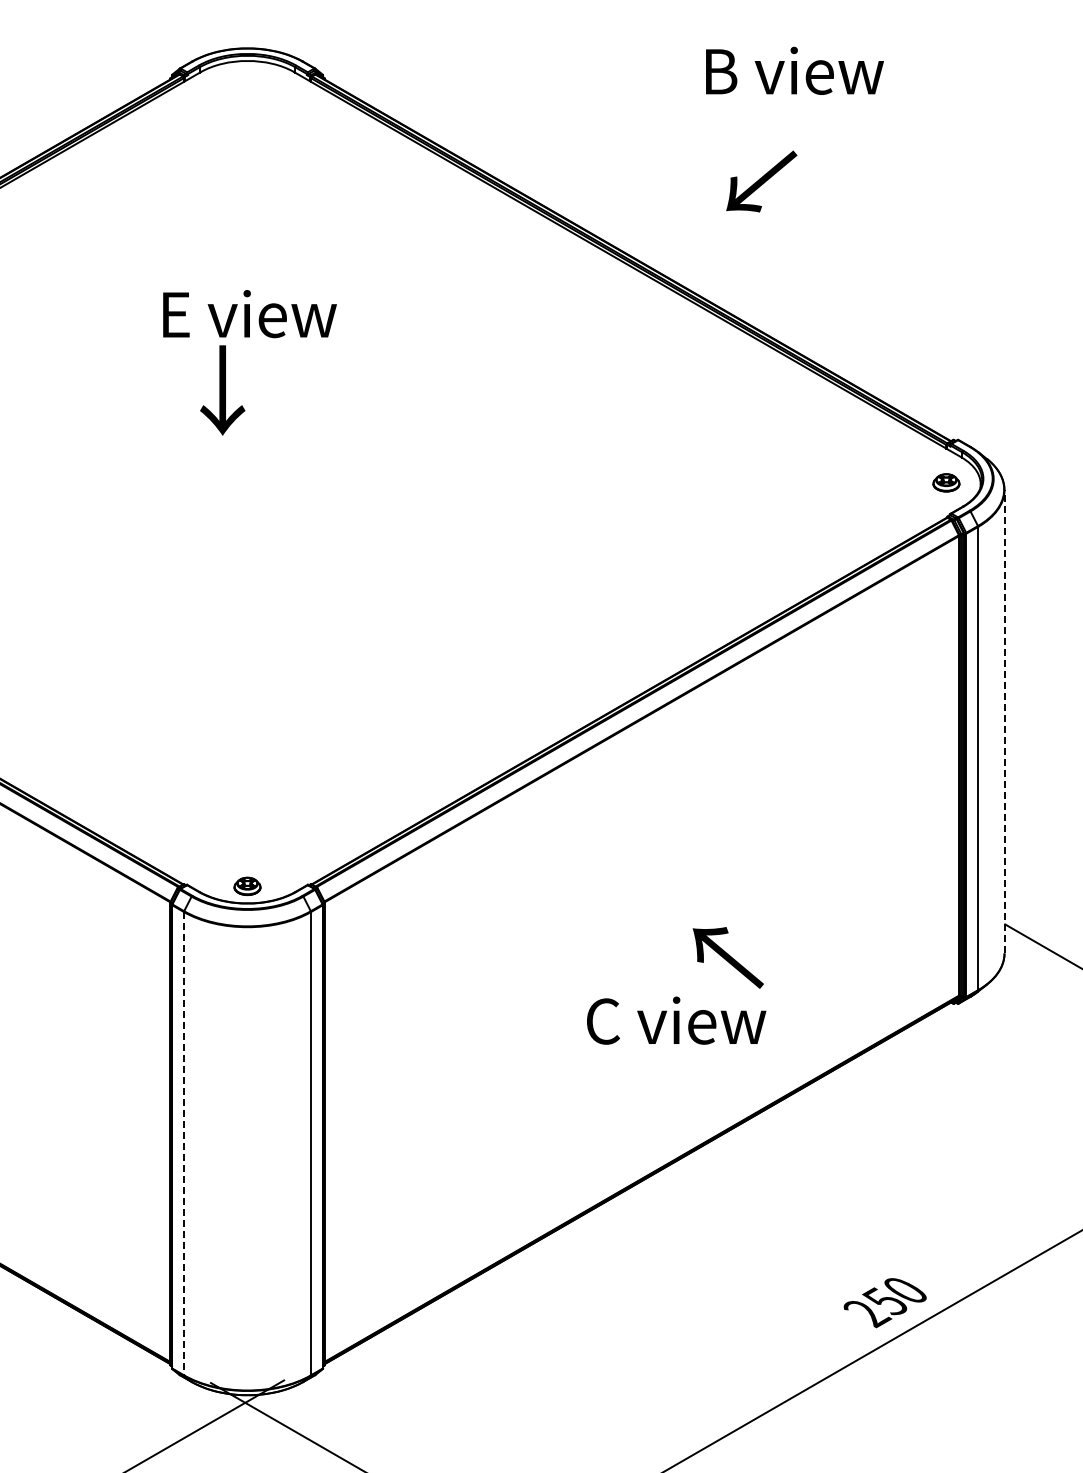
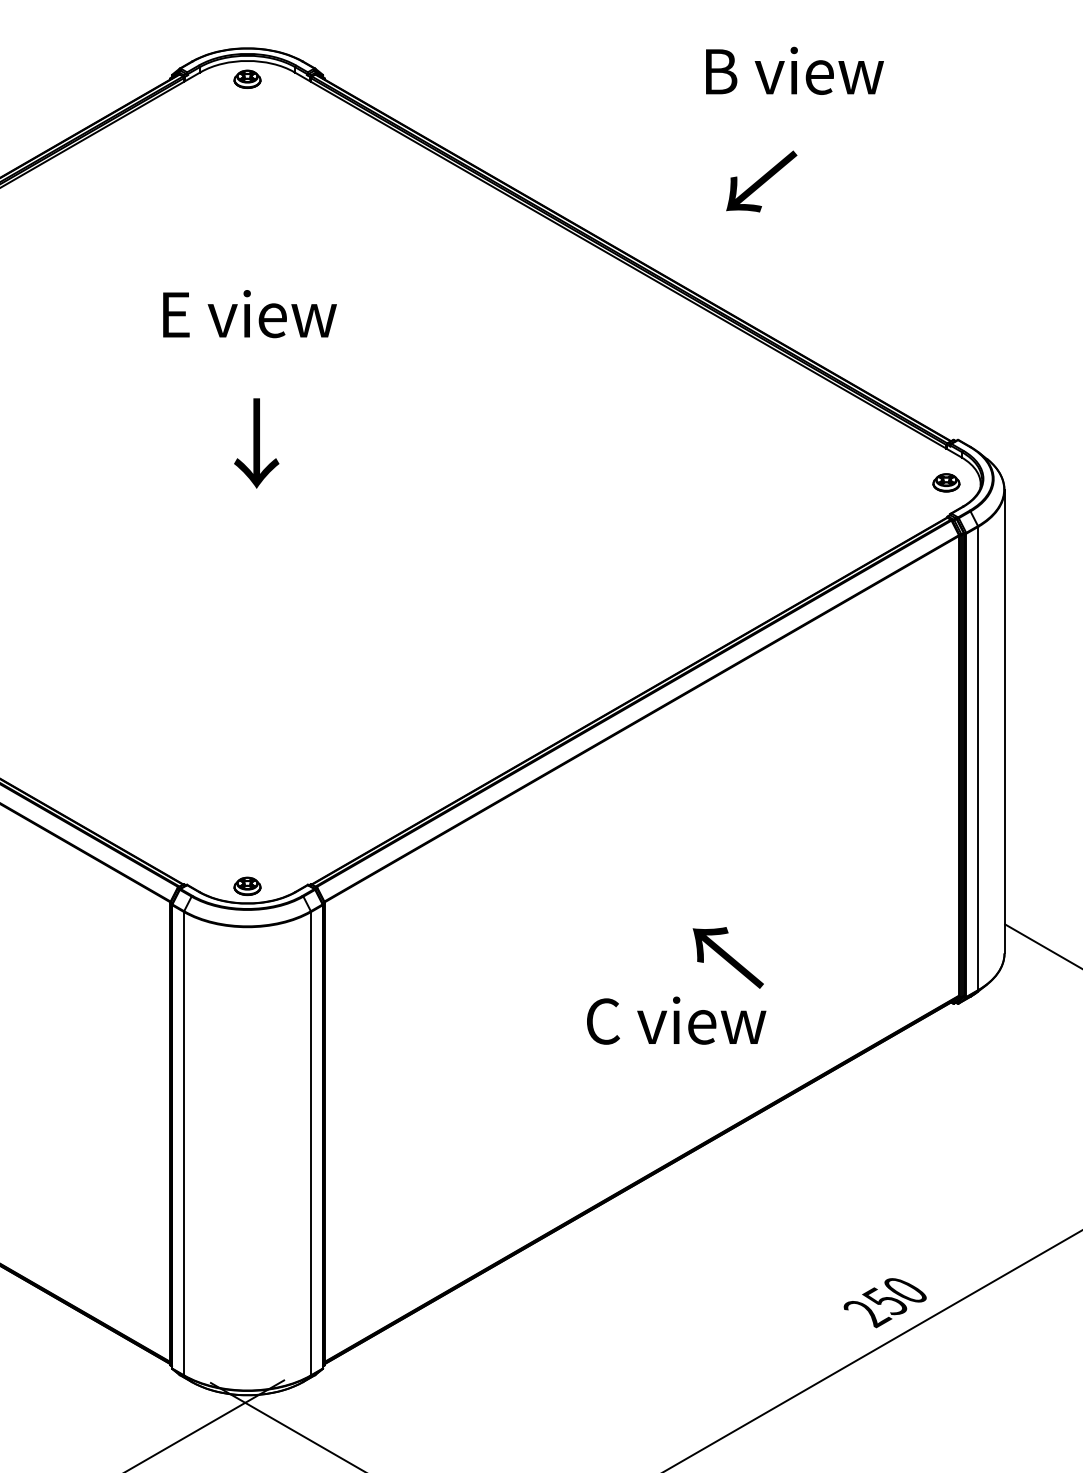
part: none -> present (247, 78)
text position: (222, 390) -> (256, 443) (256, 443)
line: dashed -> solid (1004, 721)
line: dashed -> solid (183, 1143)
